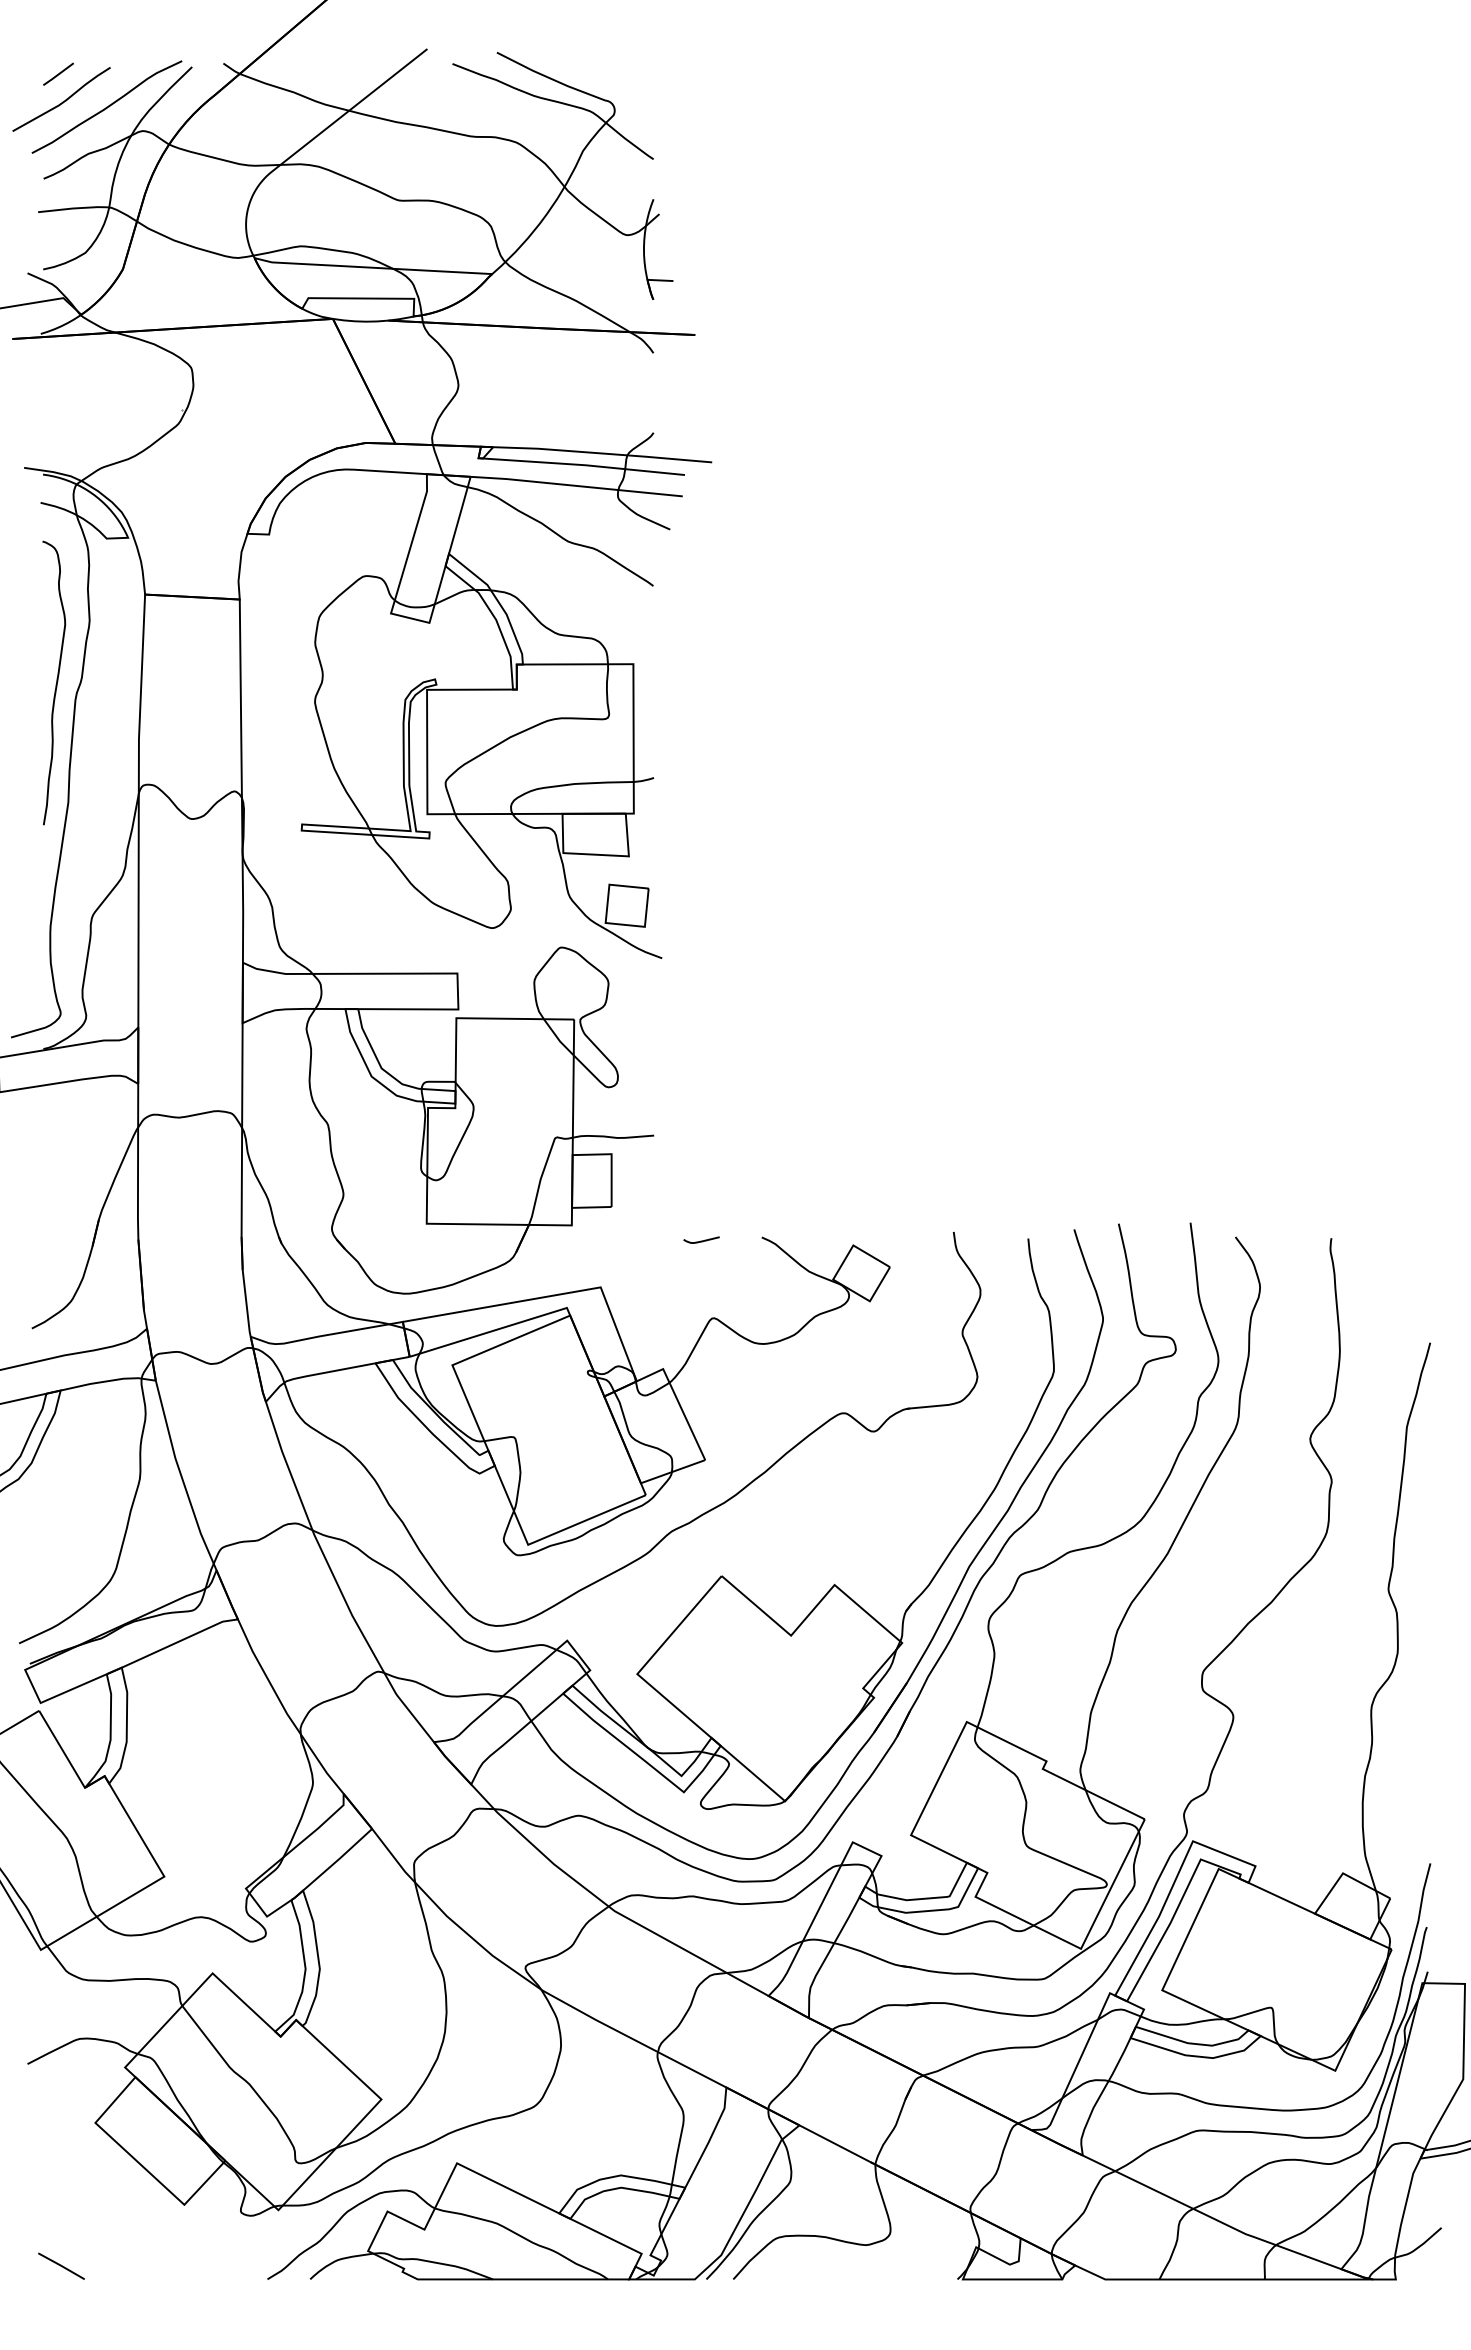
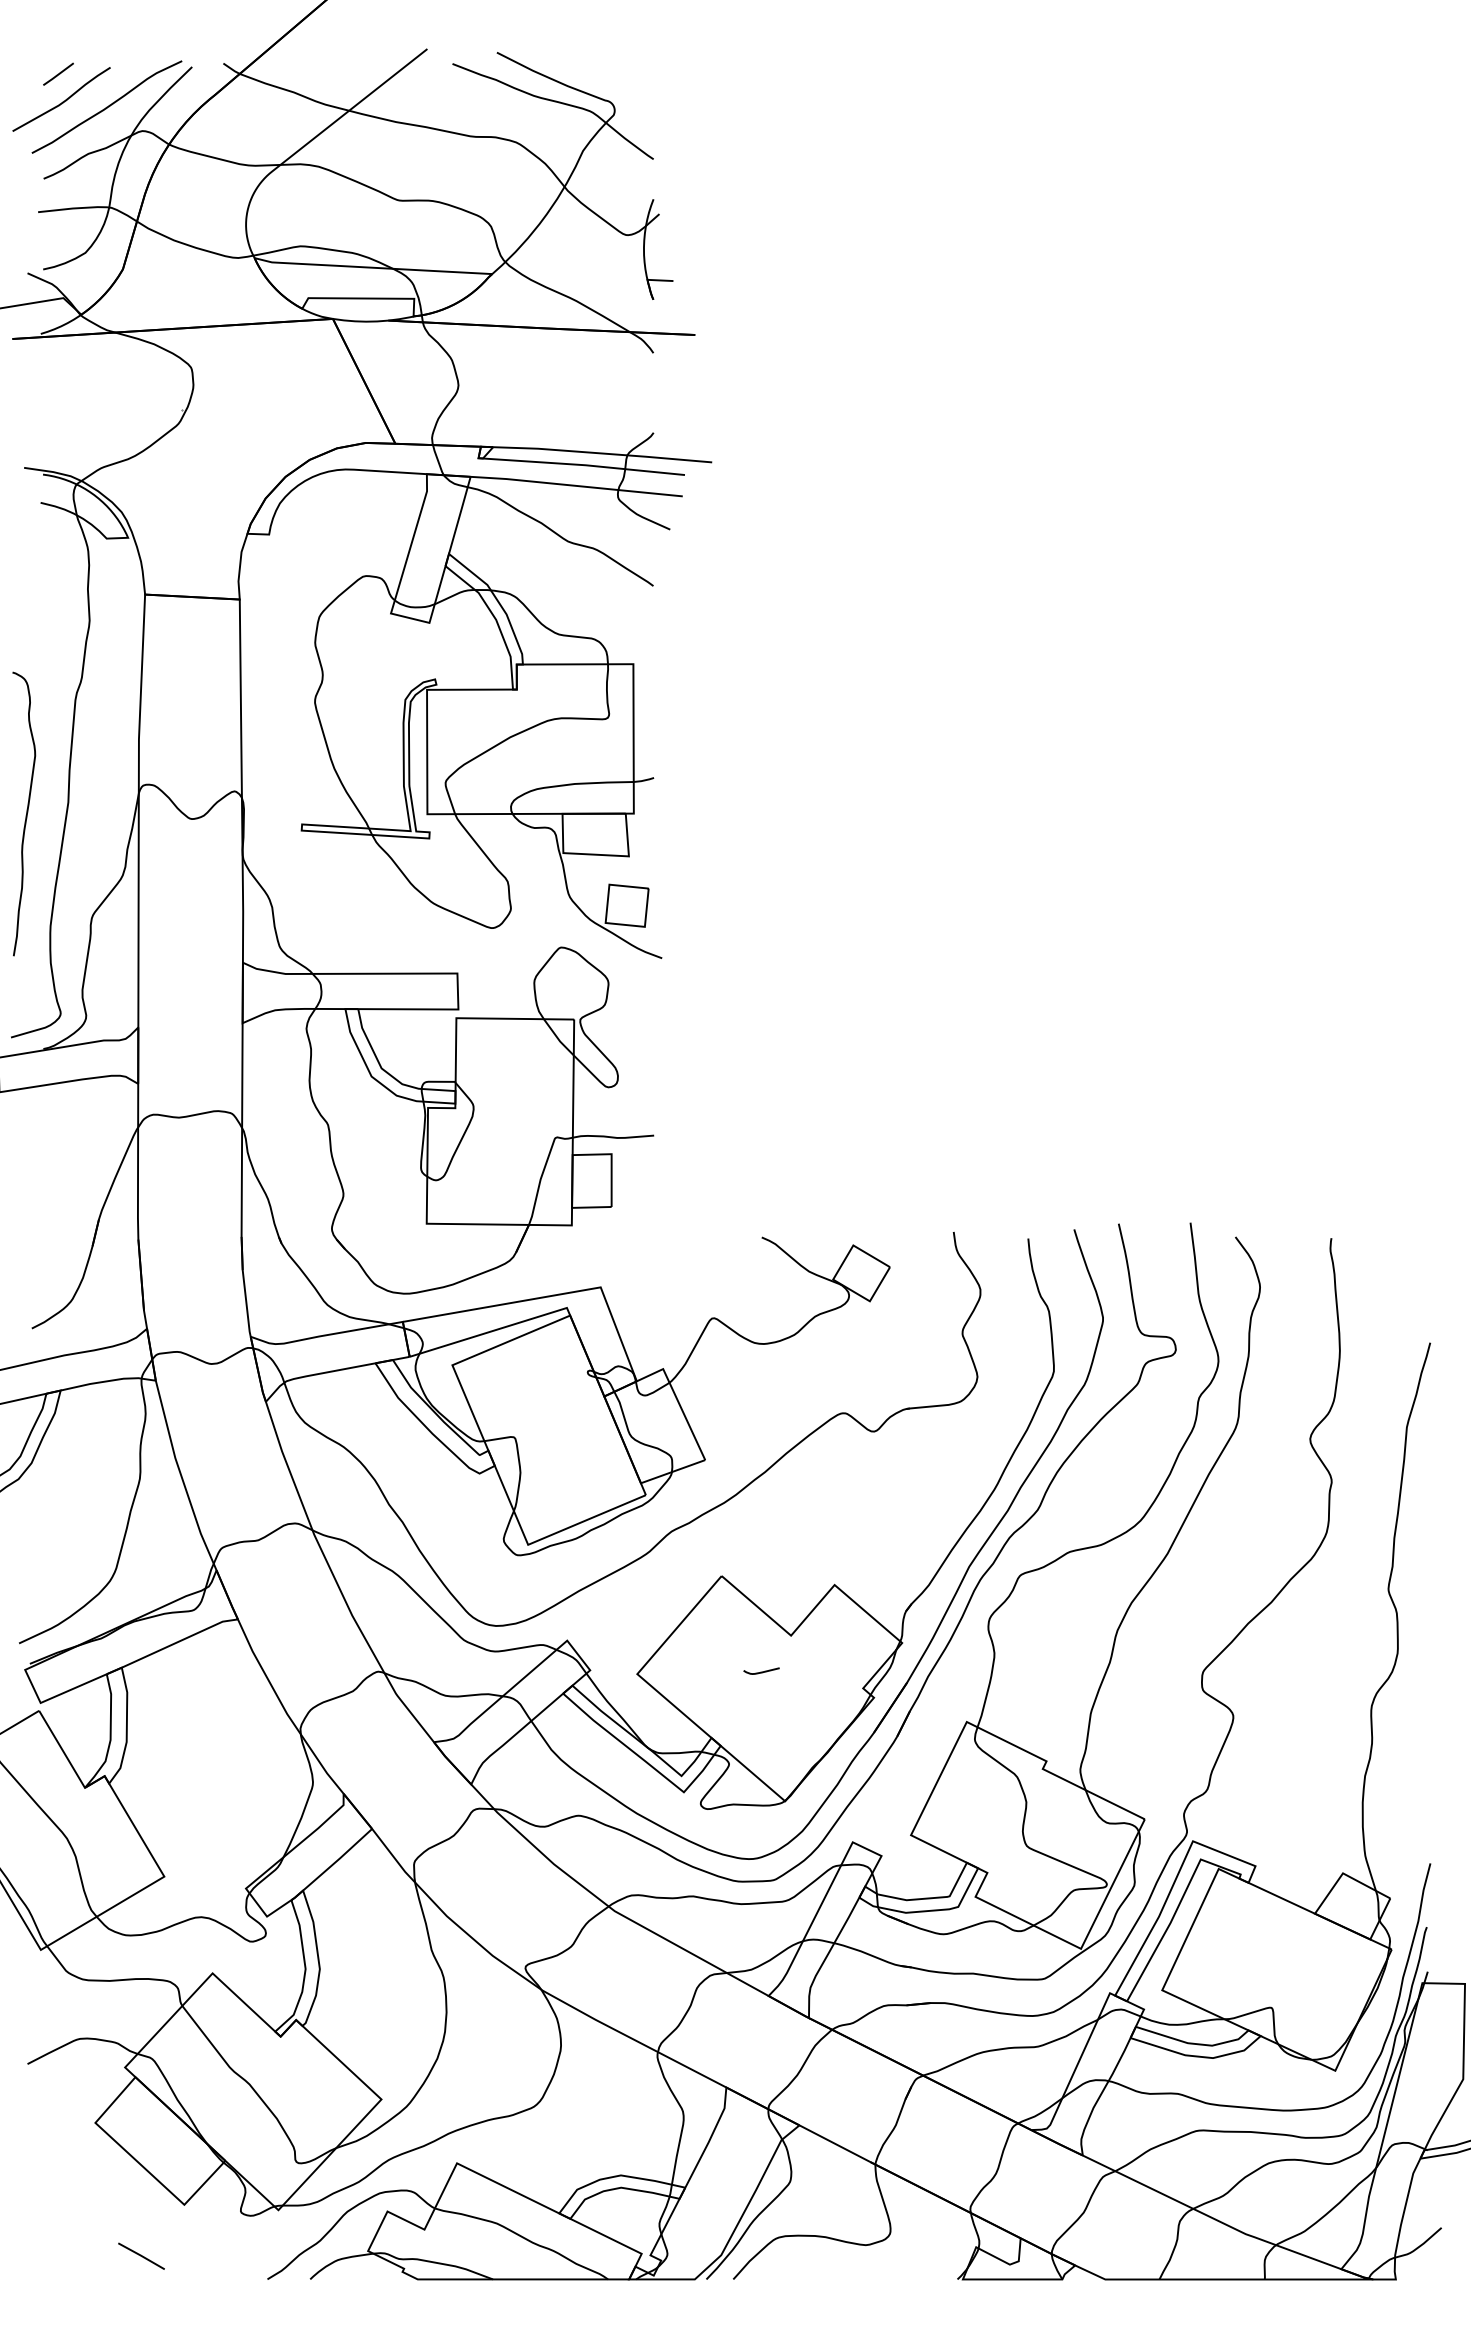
curve position: (56, 682) -> (26, 813) (26, 813)
curve position: (701, 1240) -> (761, 1671) (761, 1671)
line position: (61, 2265) -> (141, 2255) (141, 2255)
